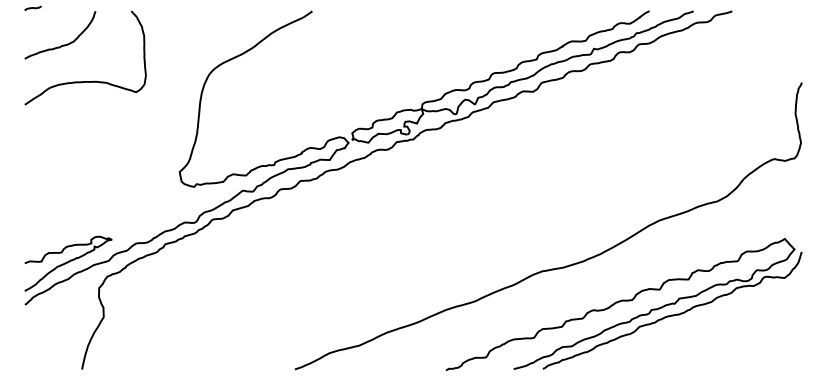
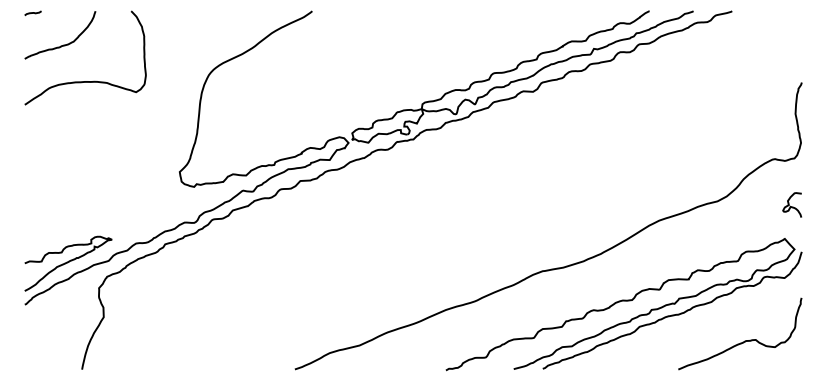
curve position: (32, 8) -> (32, 13) (32, 13)
curve: none -> present (790, 205)
curve: none -> present (744, 340)
